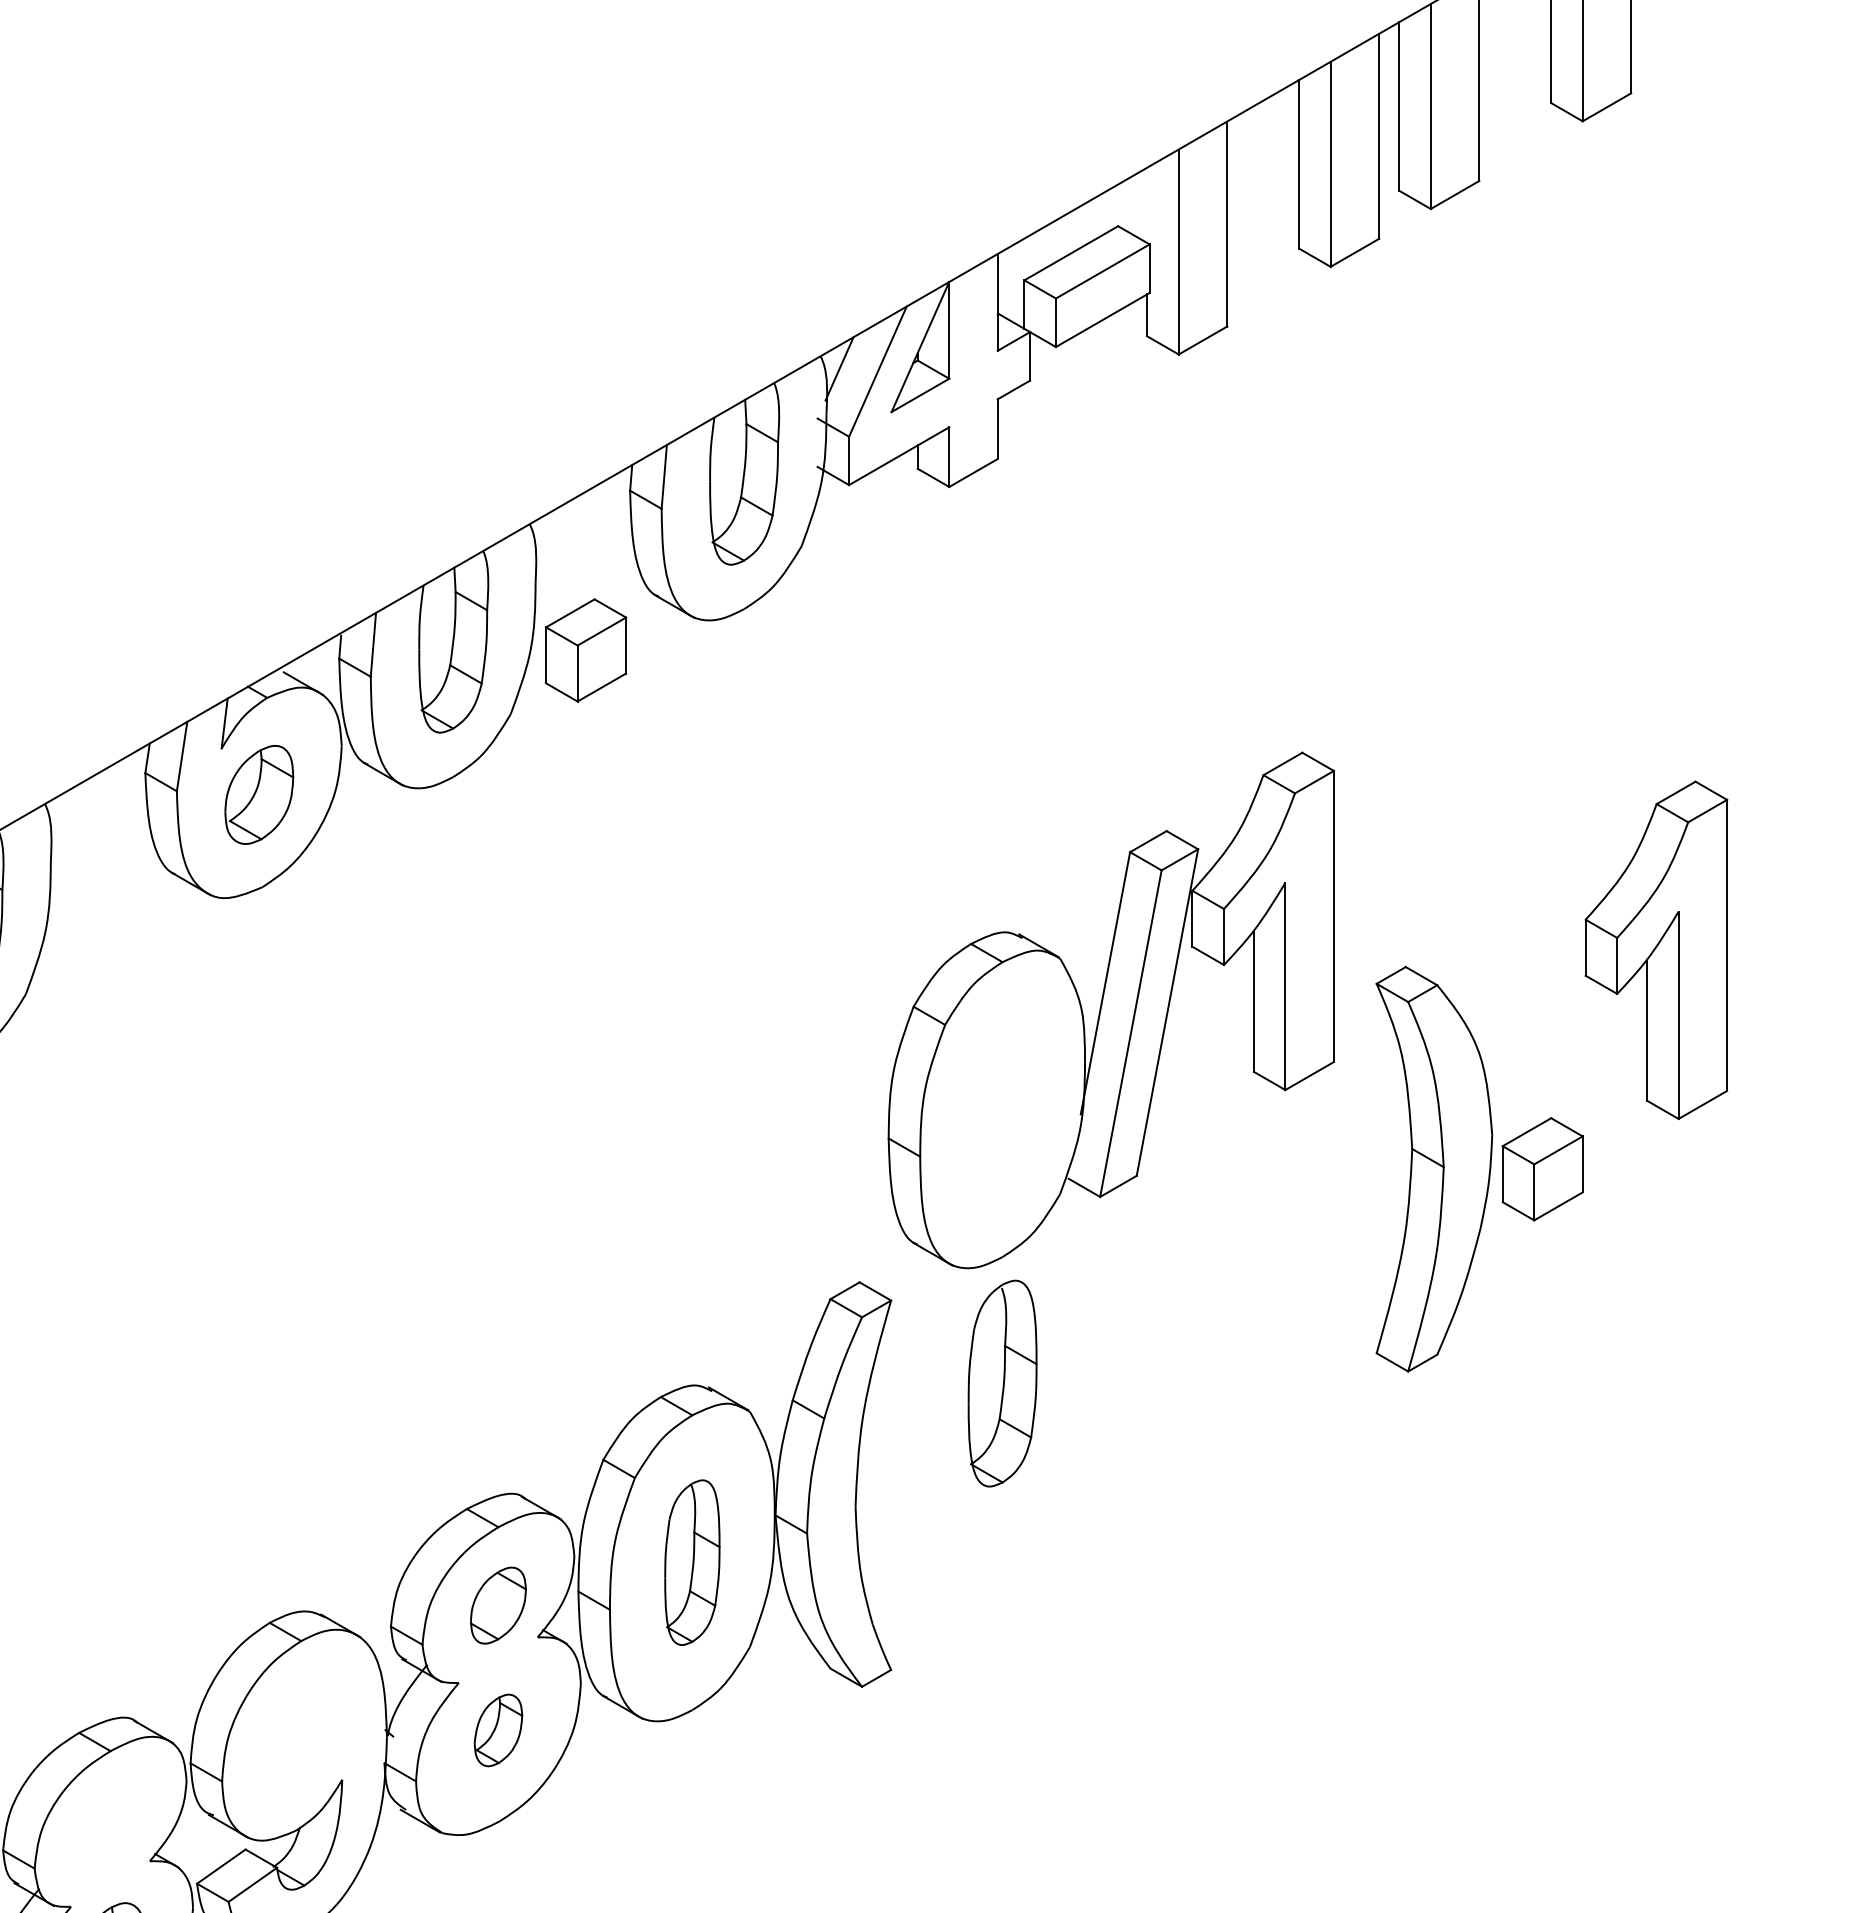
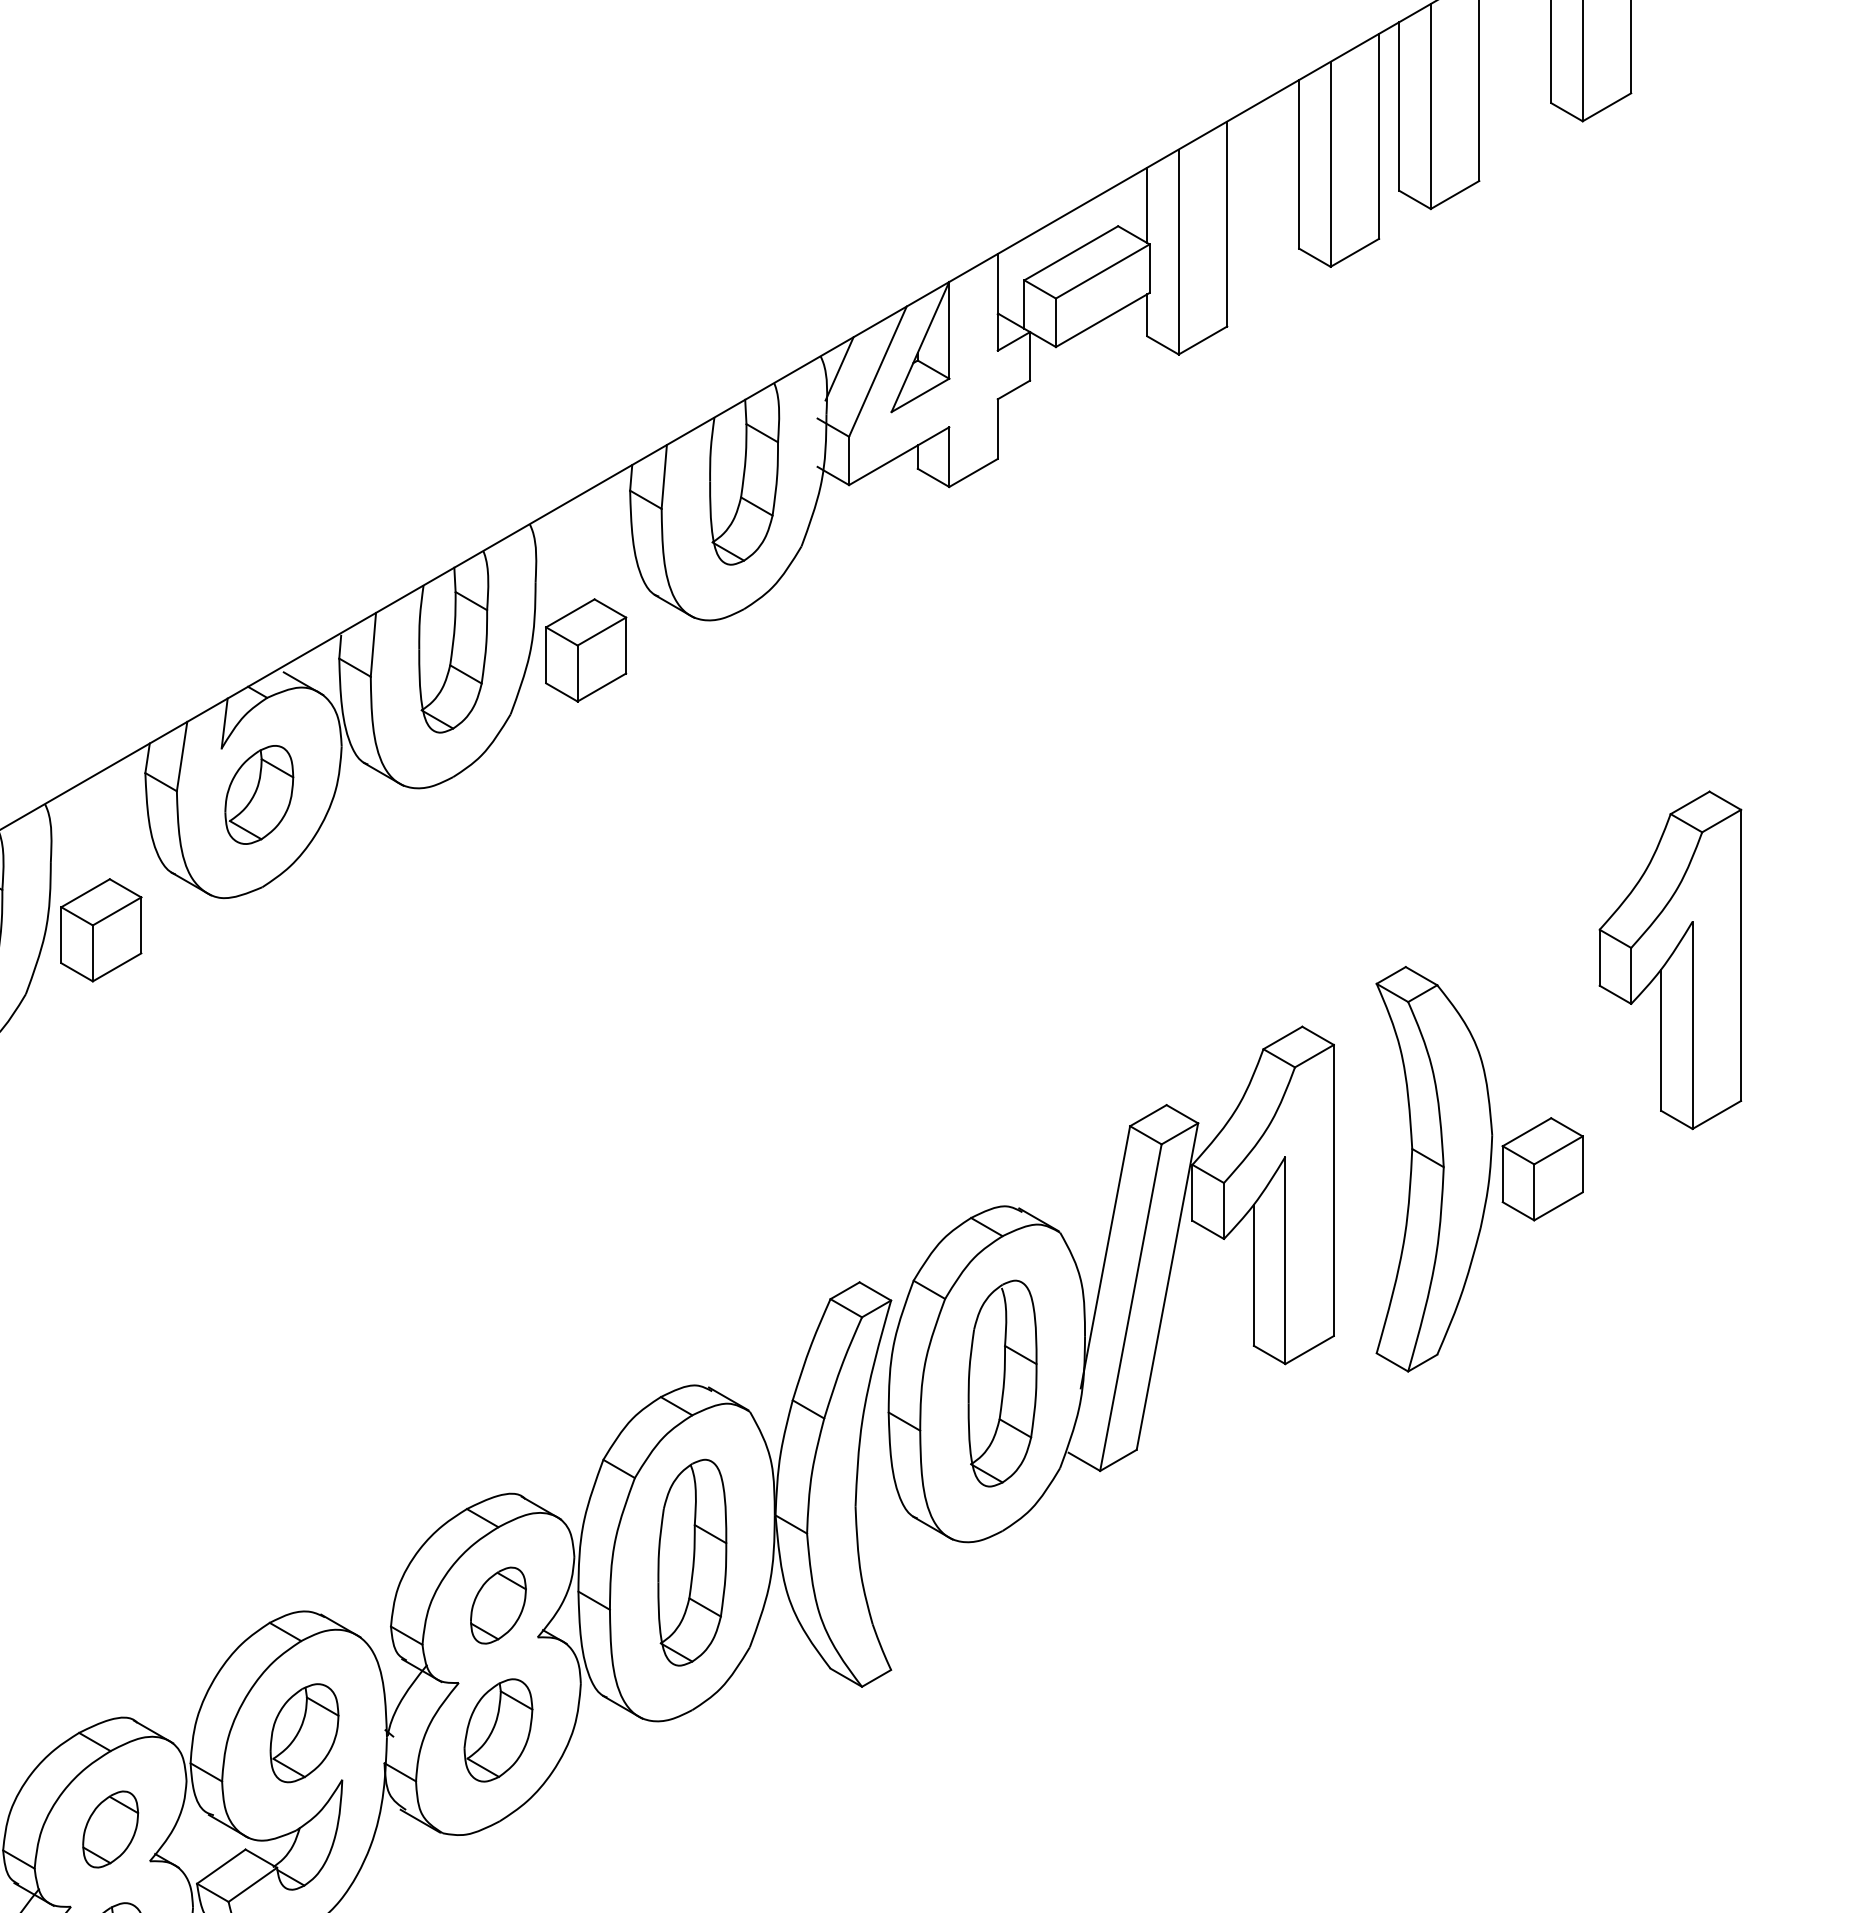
line: none -> present (1147, 205)
part: none -> present (101, 930)
part position: (1656, 950) -> (1670, 960) (1670, 960)
part position: (1110, 1010) -> (1110, 1284) (1110, 1284)
part size: 57x167 px -> 71x209 px (692, 1562)
part size: 51x75 px -> 71x105 px (498, 1730)
part: none -> present (304, 1733)
part: none -> present (110, 1829)
